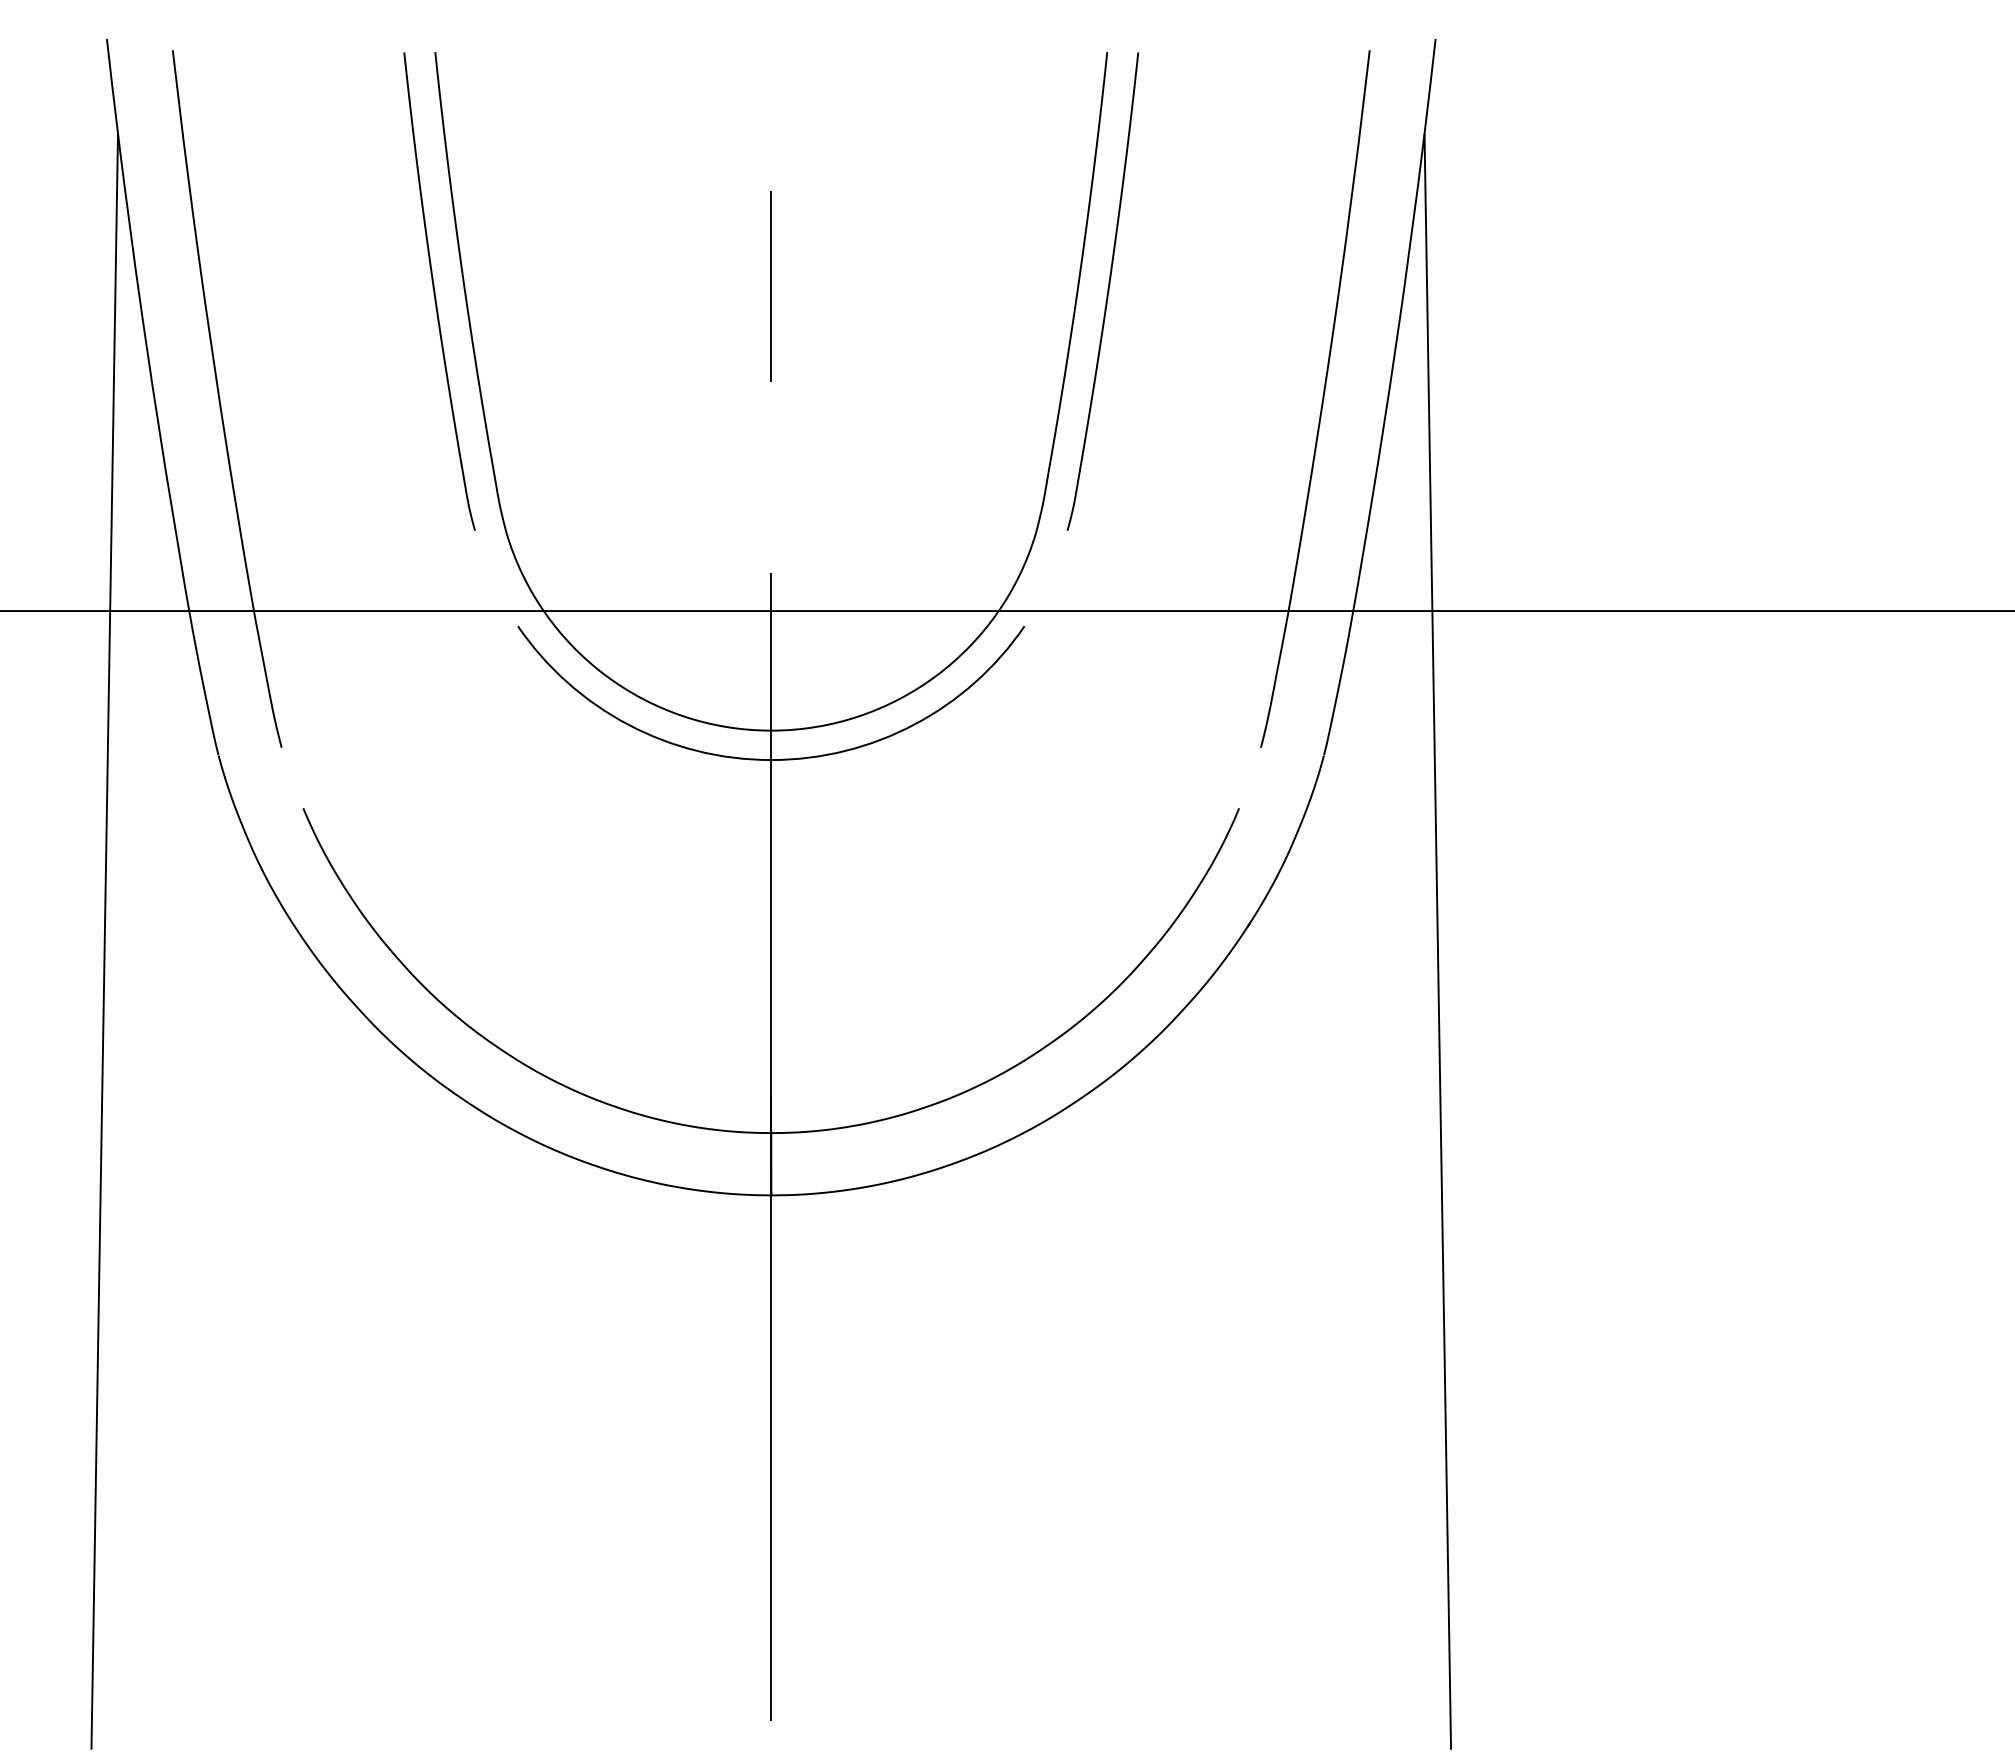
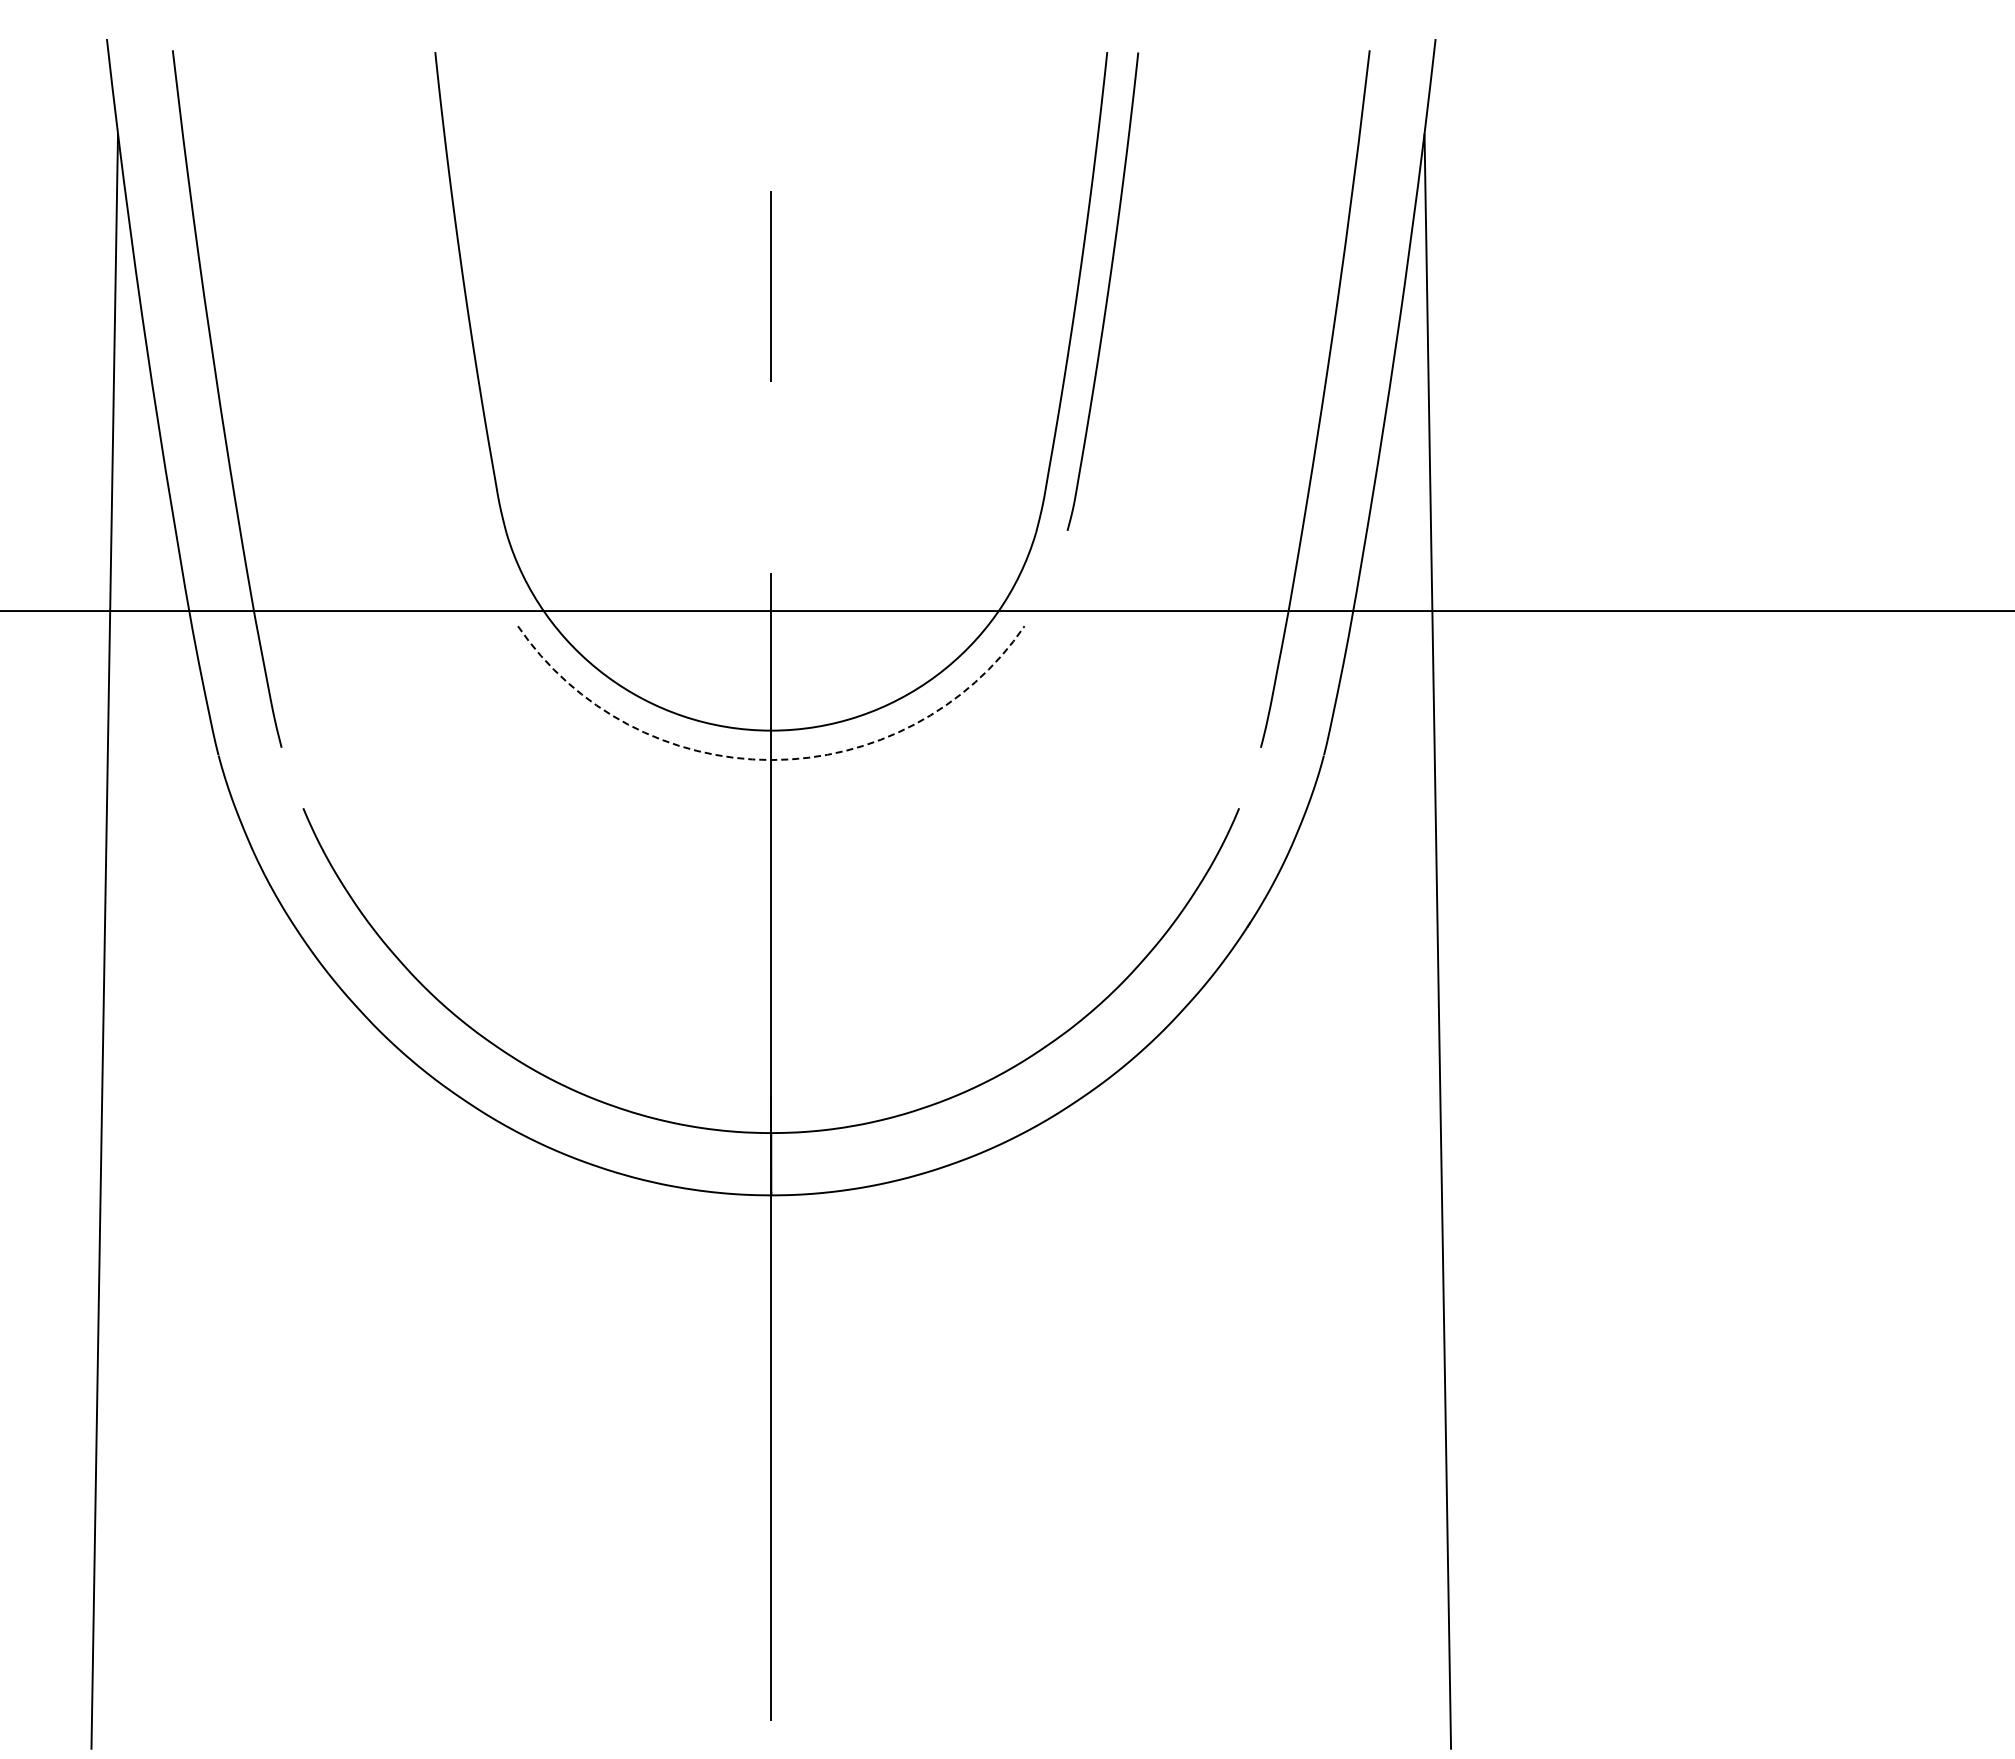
curve: present -> none (435, 291)
arc: solid -> dashed (771, 760)
